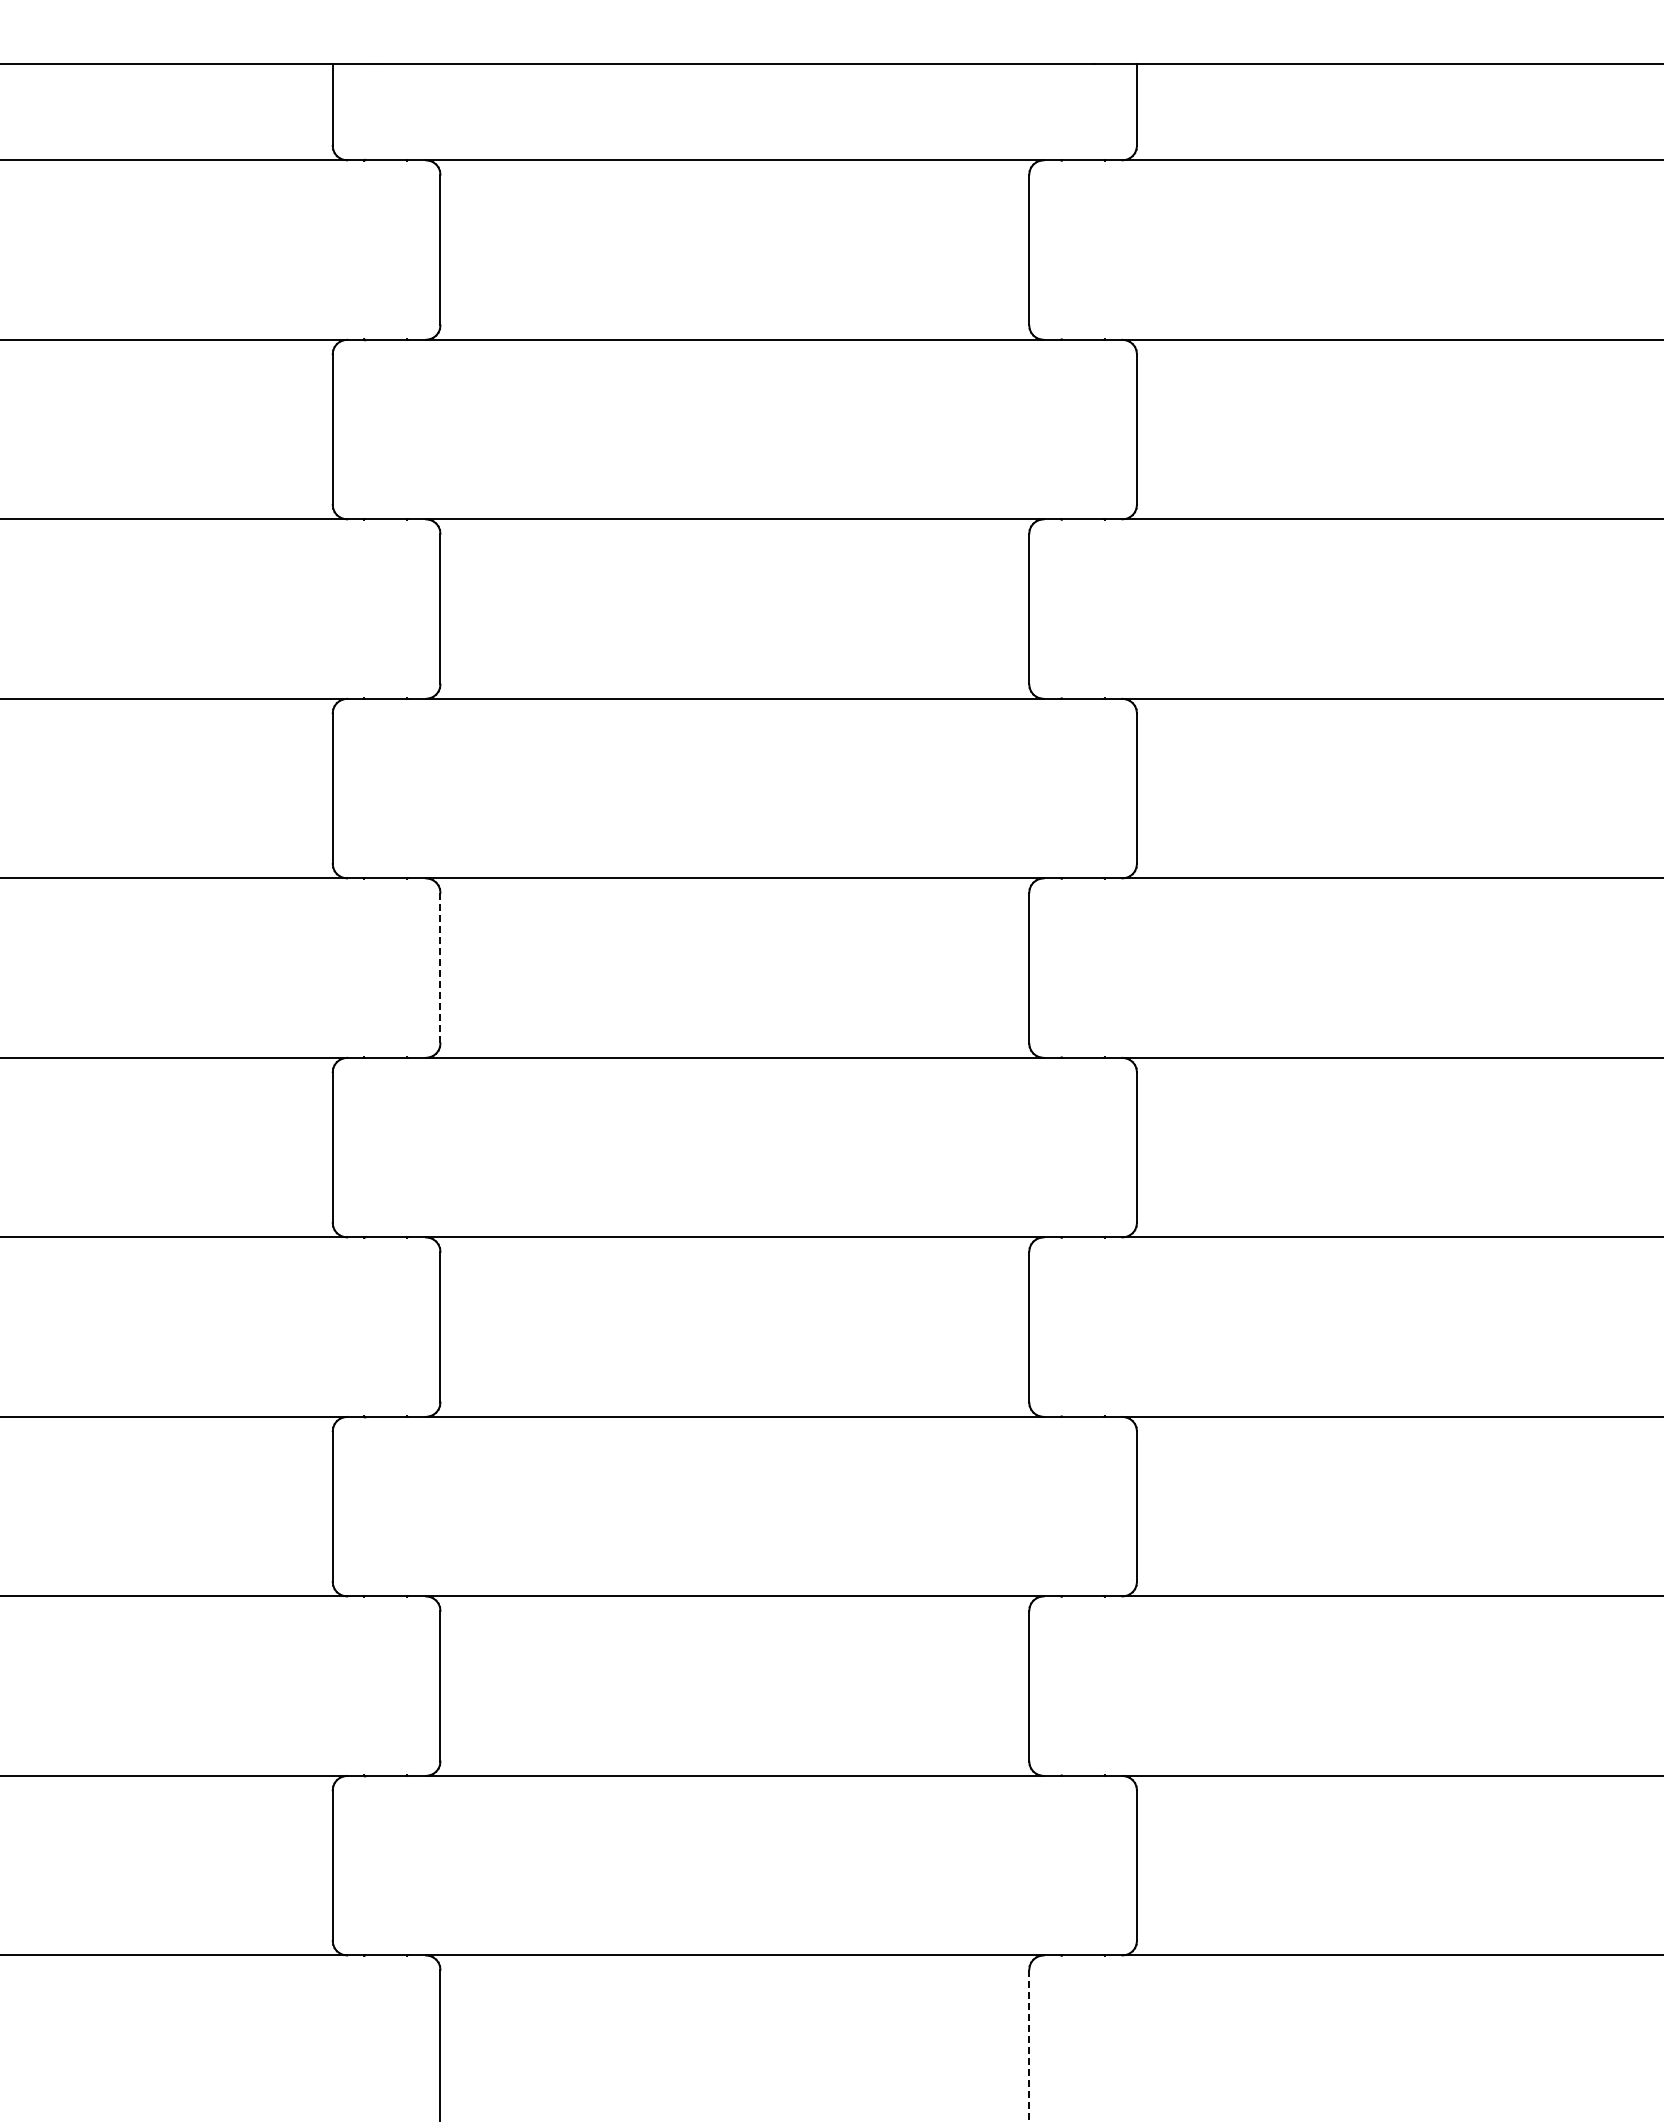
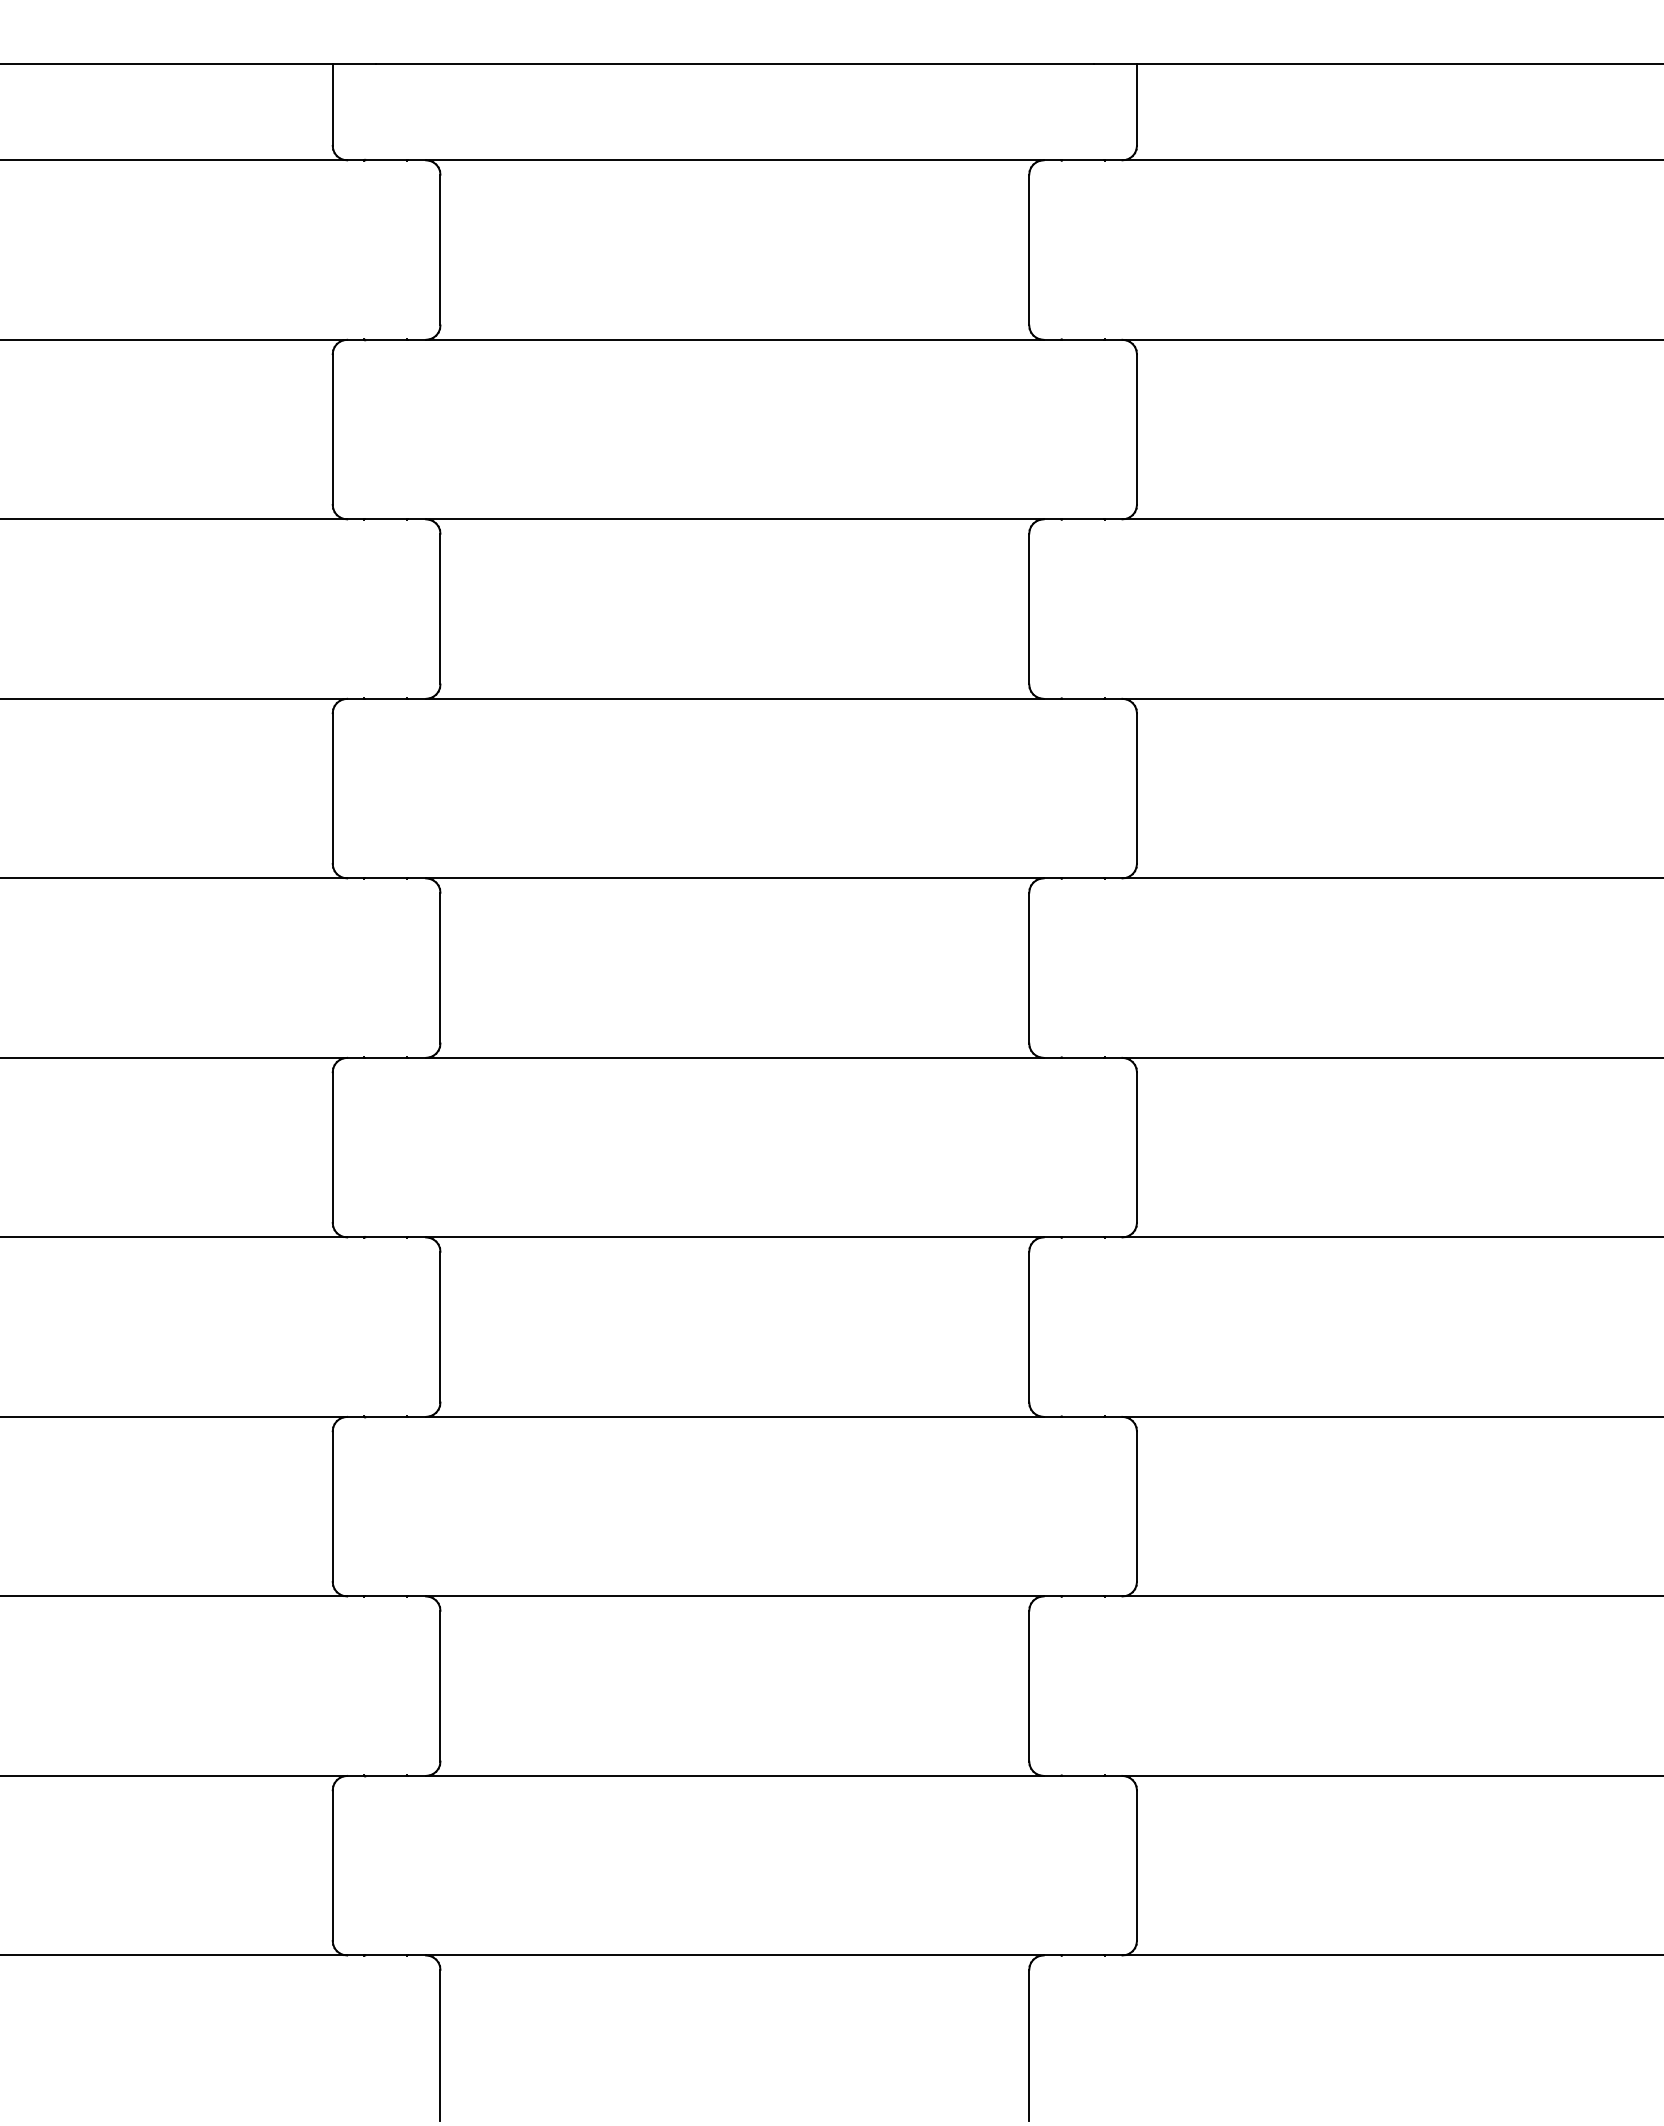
line: dashed -> solid (440, 968)
line: dashed -> solid (1029, 2045)
